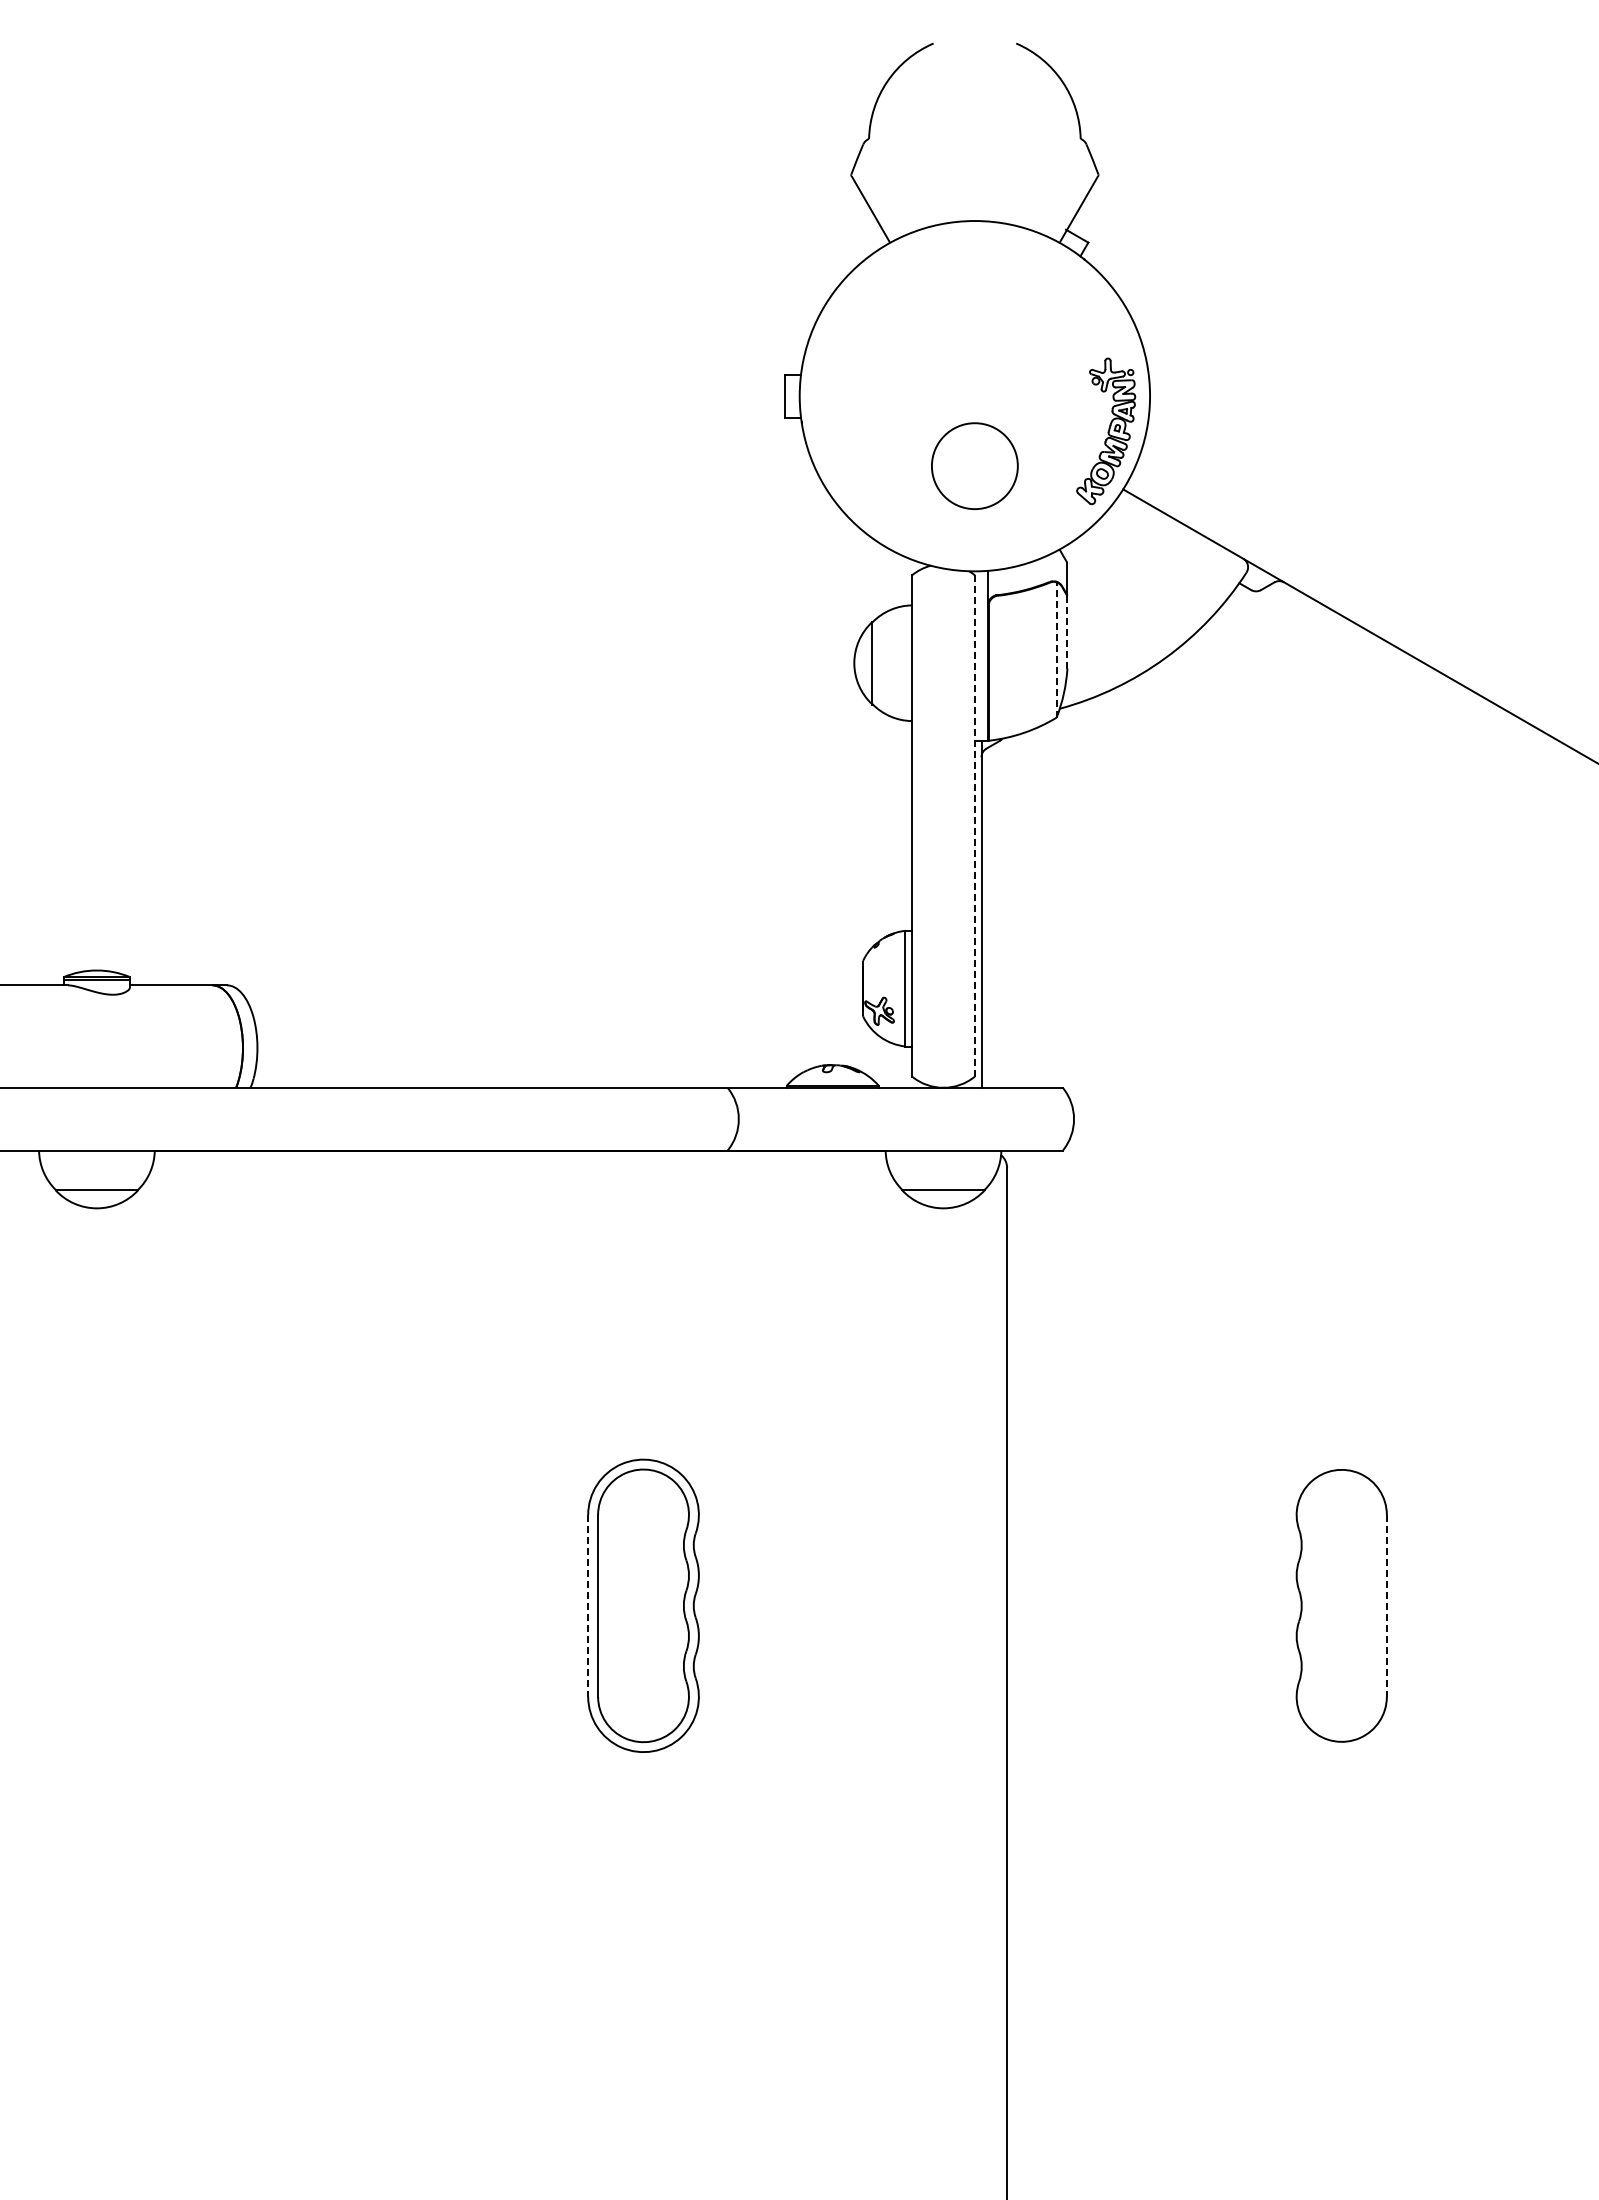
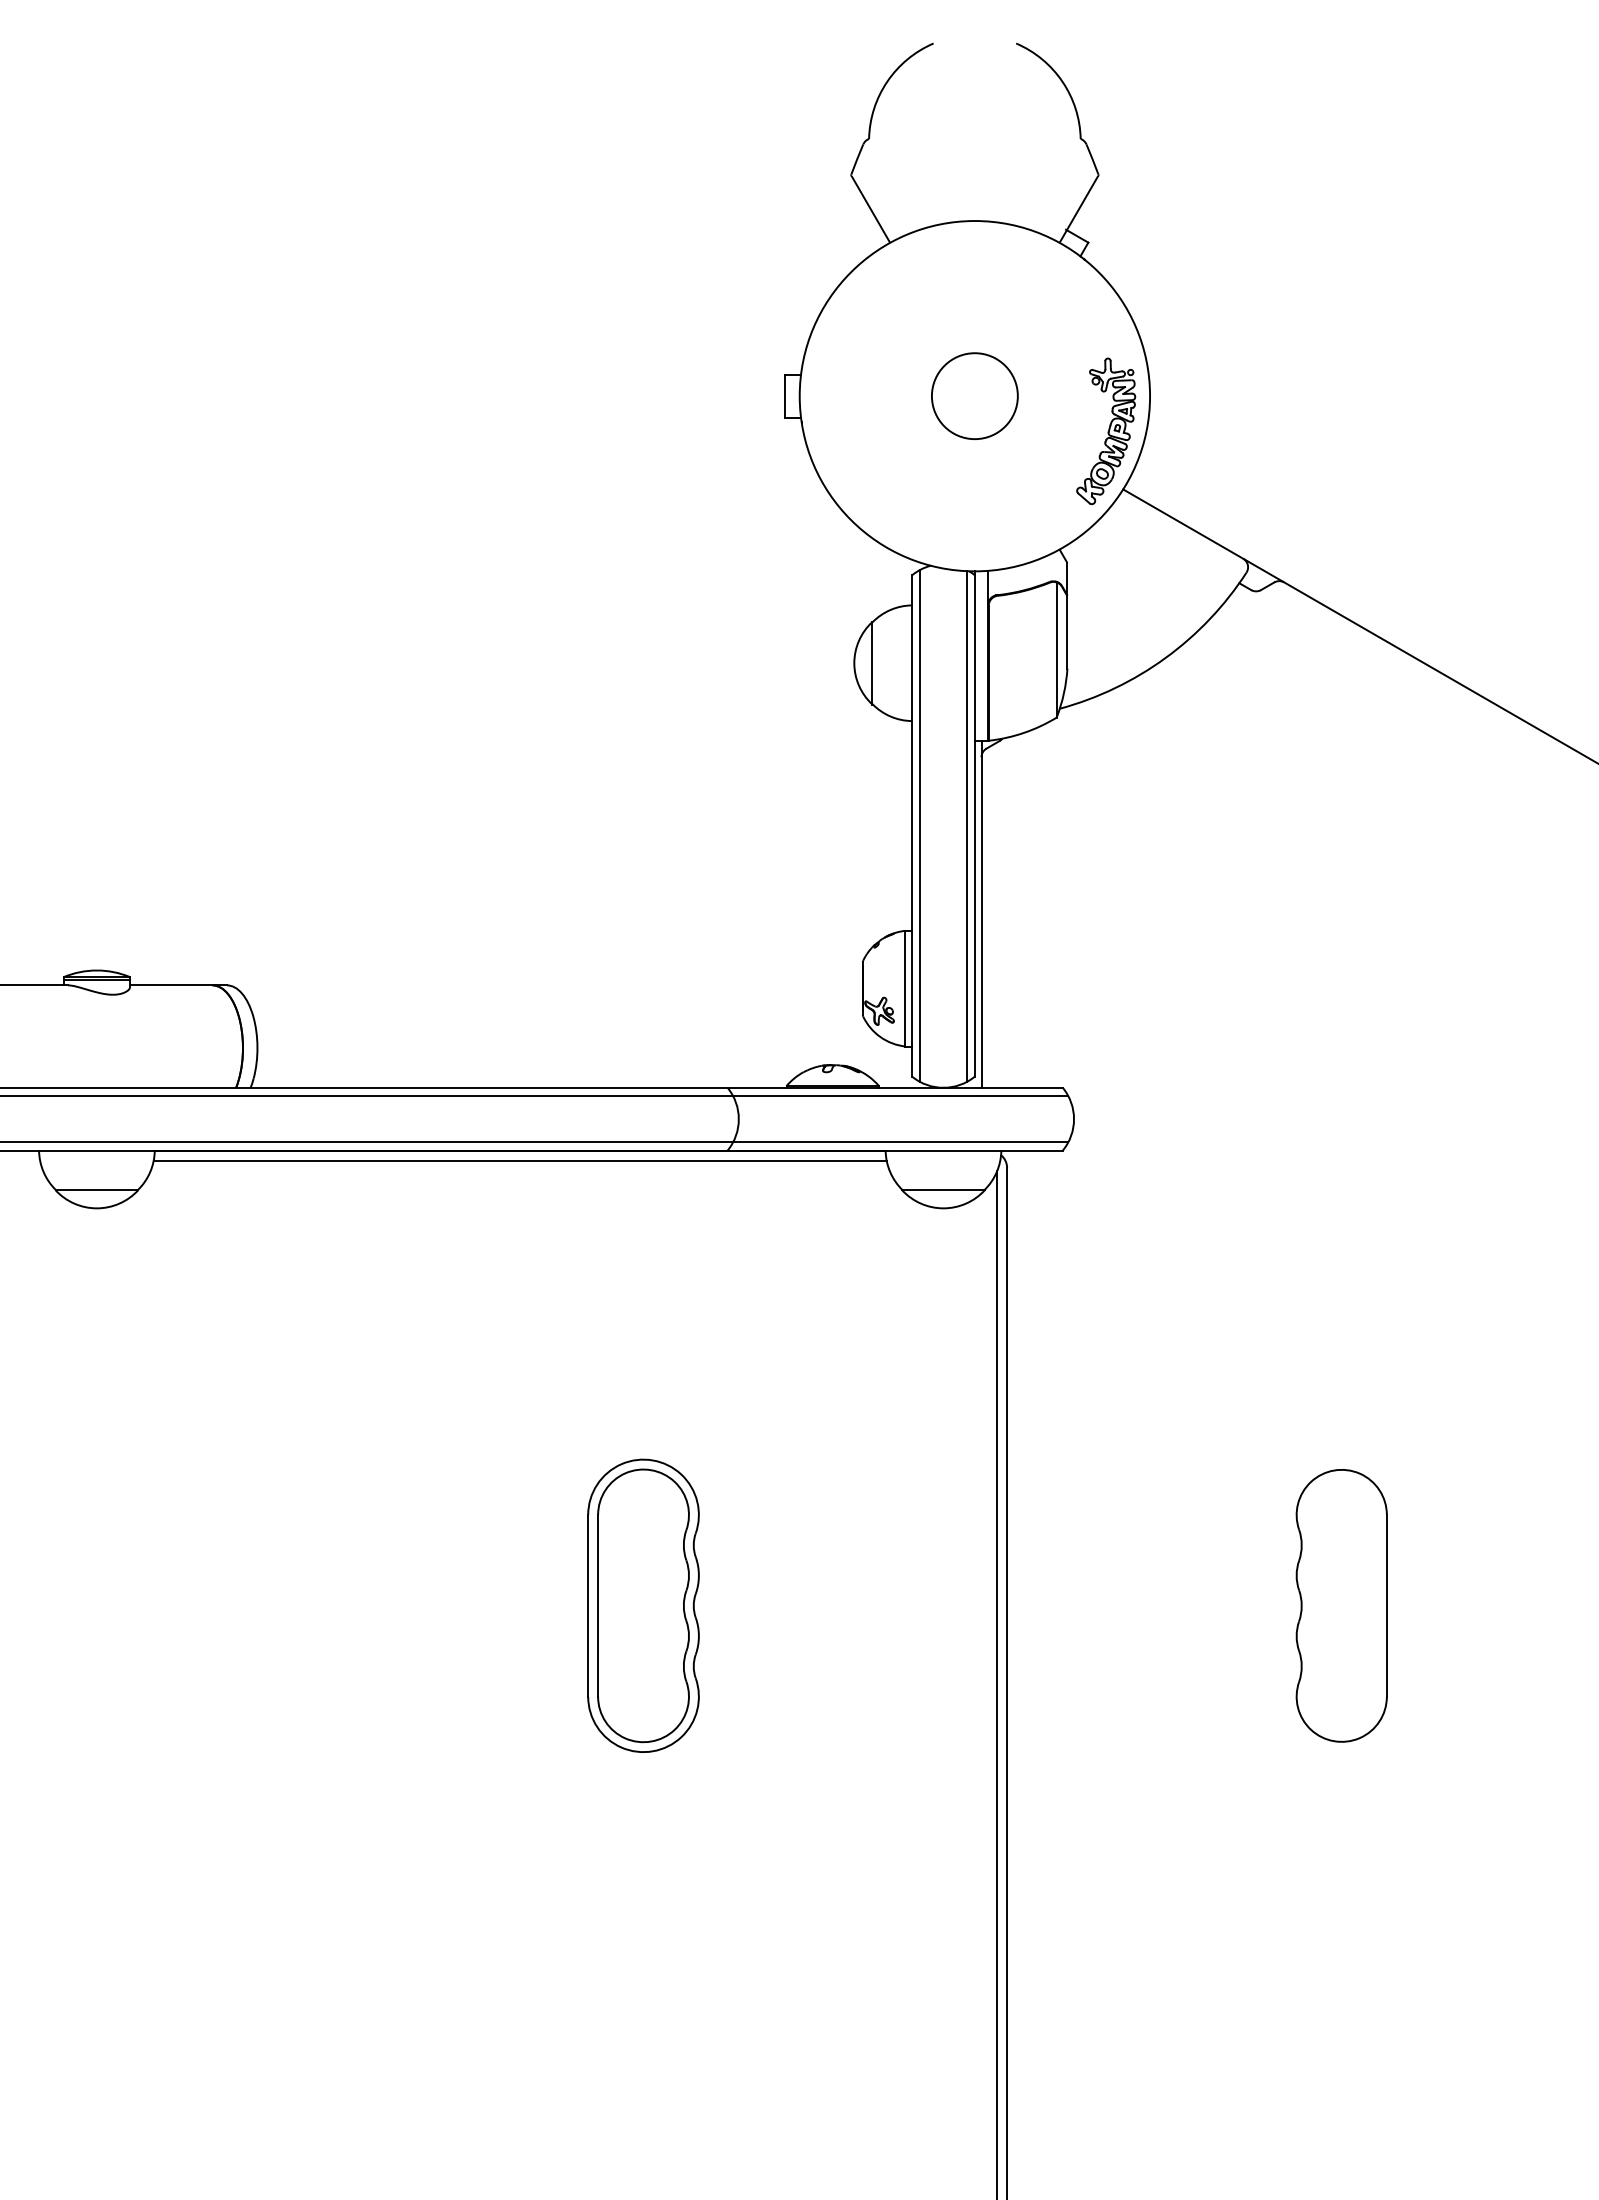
circle position: (974, 465) -> (974, 395) (974, 395)
line: dashed -> solid (1067, 631)
line: dashed -> solid (1056, 650)
line: dashed -> solid (974, 823)
line: none -> present (920, 825)
line: none -> present (966, 826)
line: none -> present (535, 1096)
line: none -> present (535, 1142)
line: none -> present (519, 1161)
line: dashed -> solid (588, 1605)
line: dashed -> solid (1386, 1605)
line: none -> present (997, 1683)
